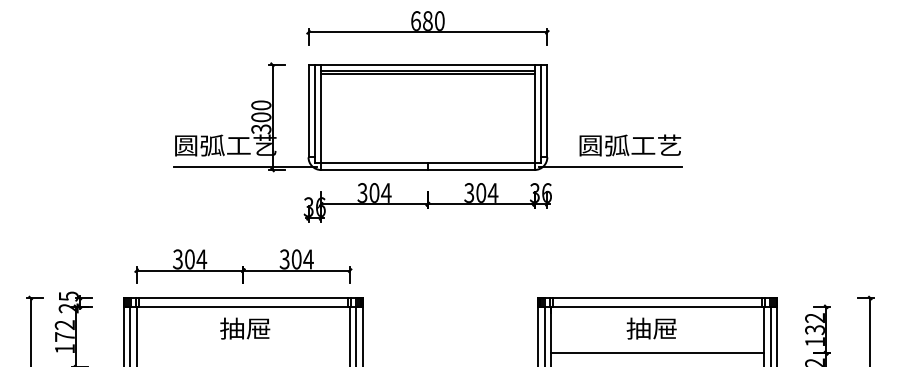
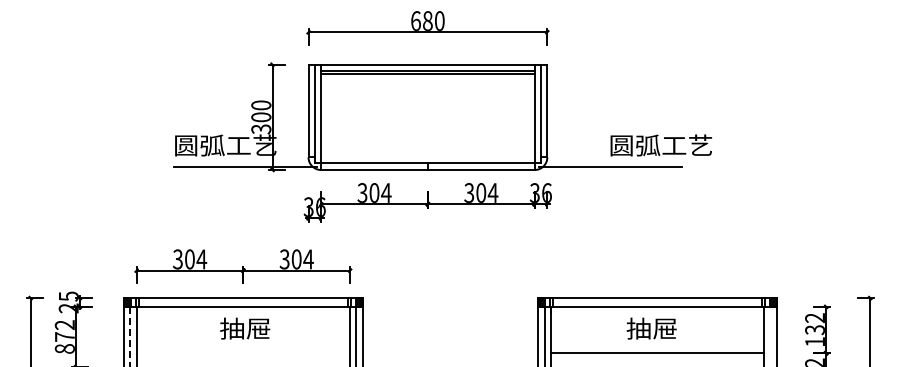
text position: (629, 145) -> (660, 145) (660, 145)
line: present -> none (770, 334)
line: solid -> dashed (130, 336)
text: 172 -> 872 (64, 348)
